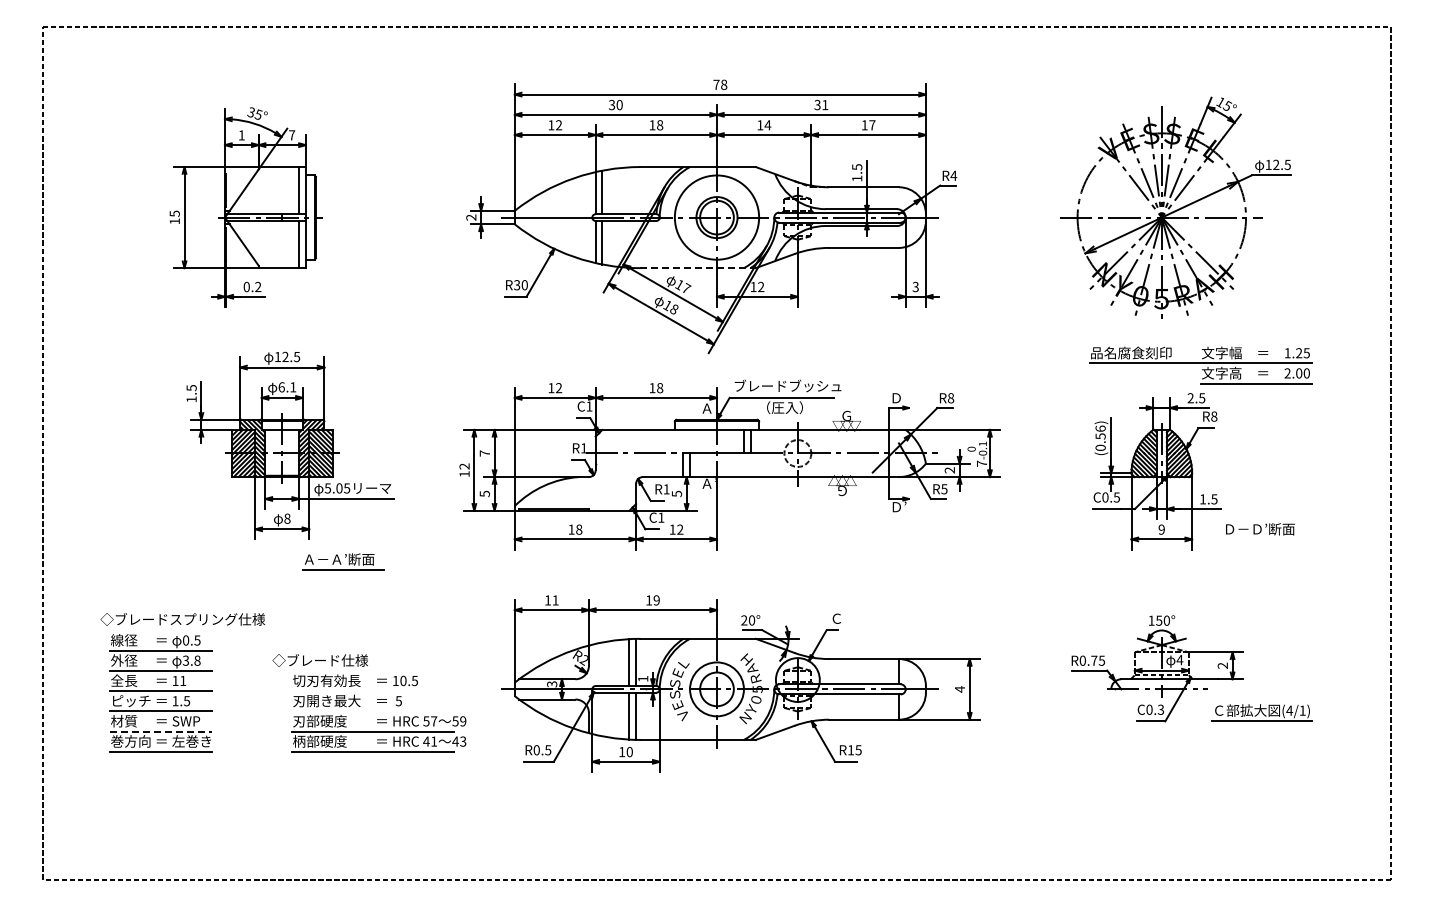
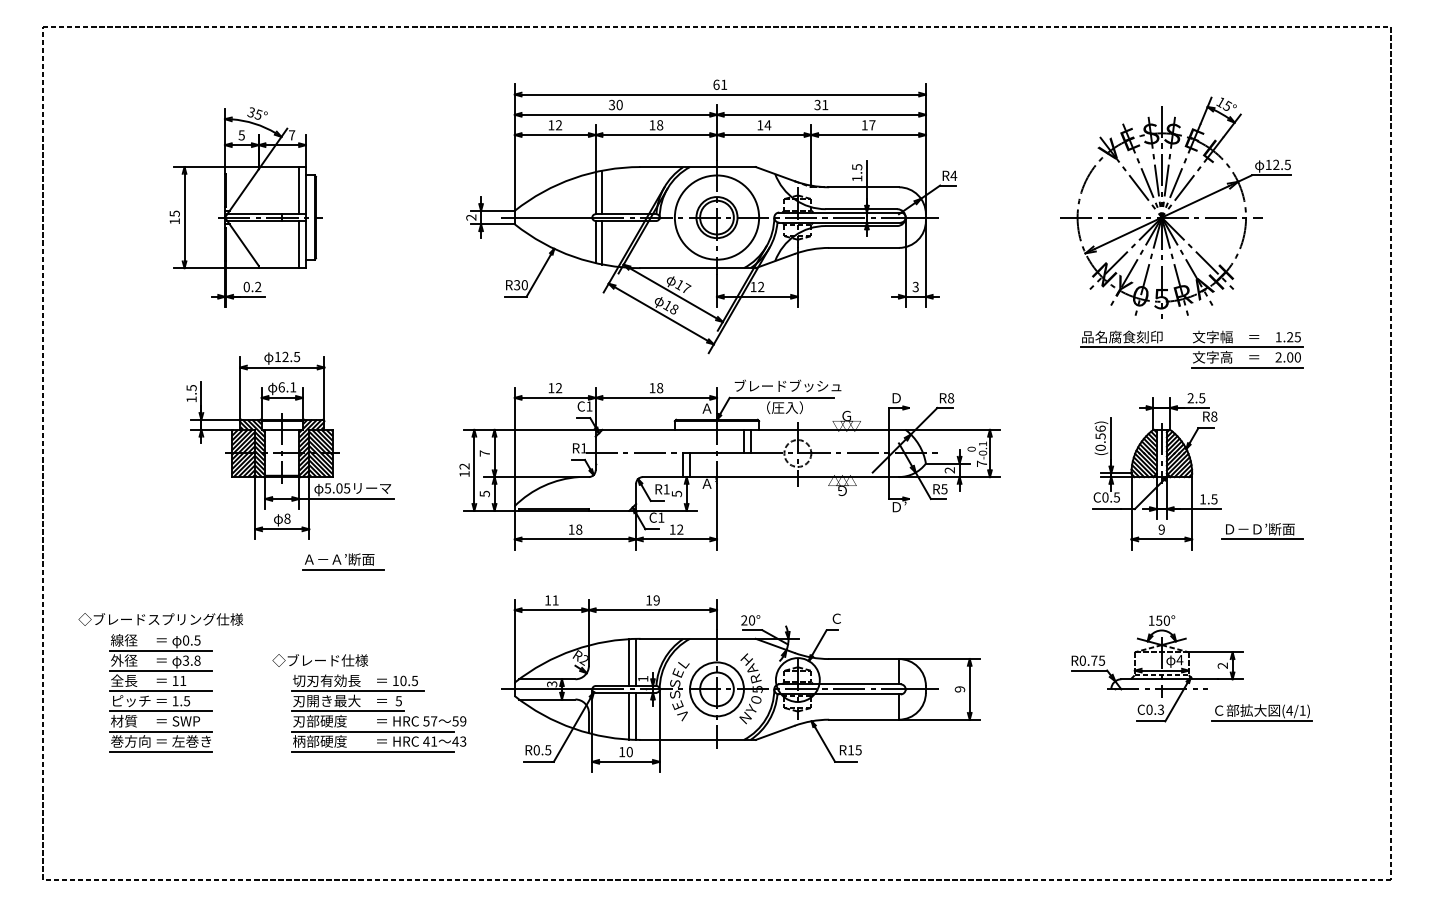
text: 78 -> 61 (720, 84)
text: 1 -> 5 (241, 135)
line: dashed -> solid (698, 268)
part position: (1200, 365) -> (1191, 349) (1191, 349)
line: none -> present (1262, 539)
text position: (182, 619) -> (160, 619) (160, 619)
text: 4 -> 9 (959, 689)
line: none -> present (357, 691)
line: none -> present (347, 711)
line: dashed -> solid (160, 731)
